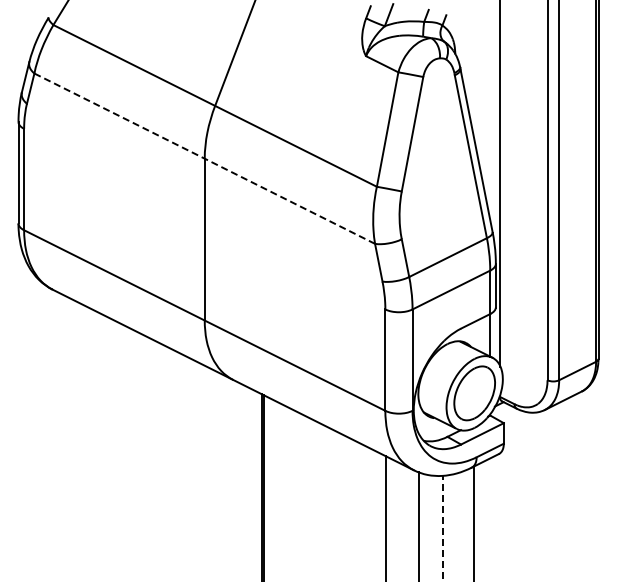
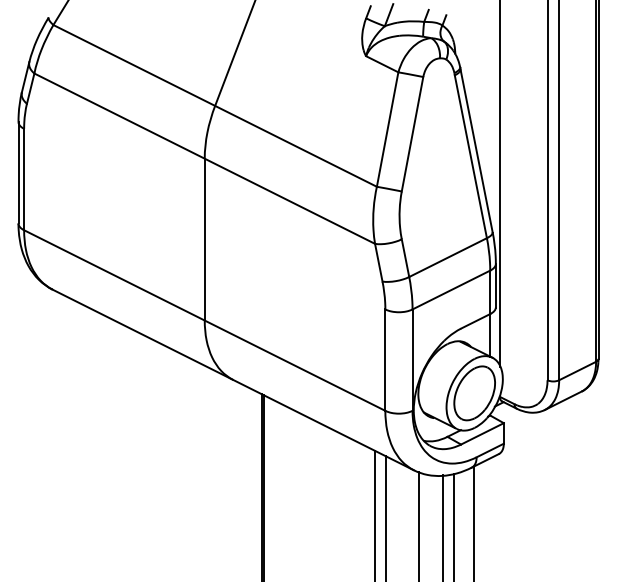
line: dashed -> solid (205, 158)
line: none -> present (374, 514)
line: none -> present (454, 525)
line: dashed -> solid (442, 528)
